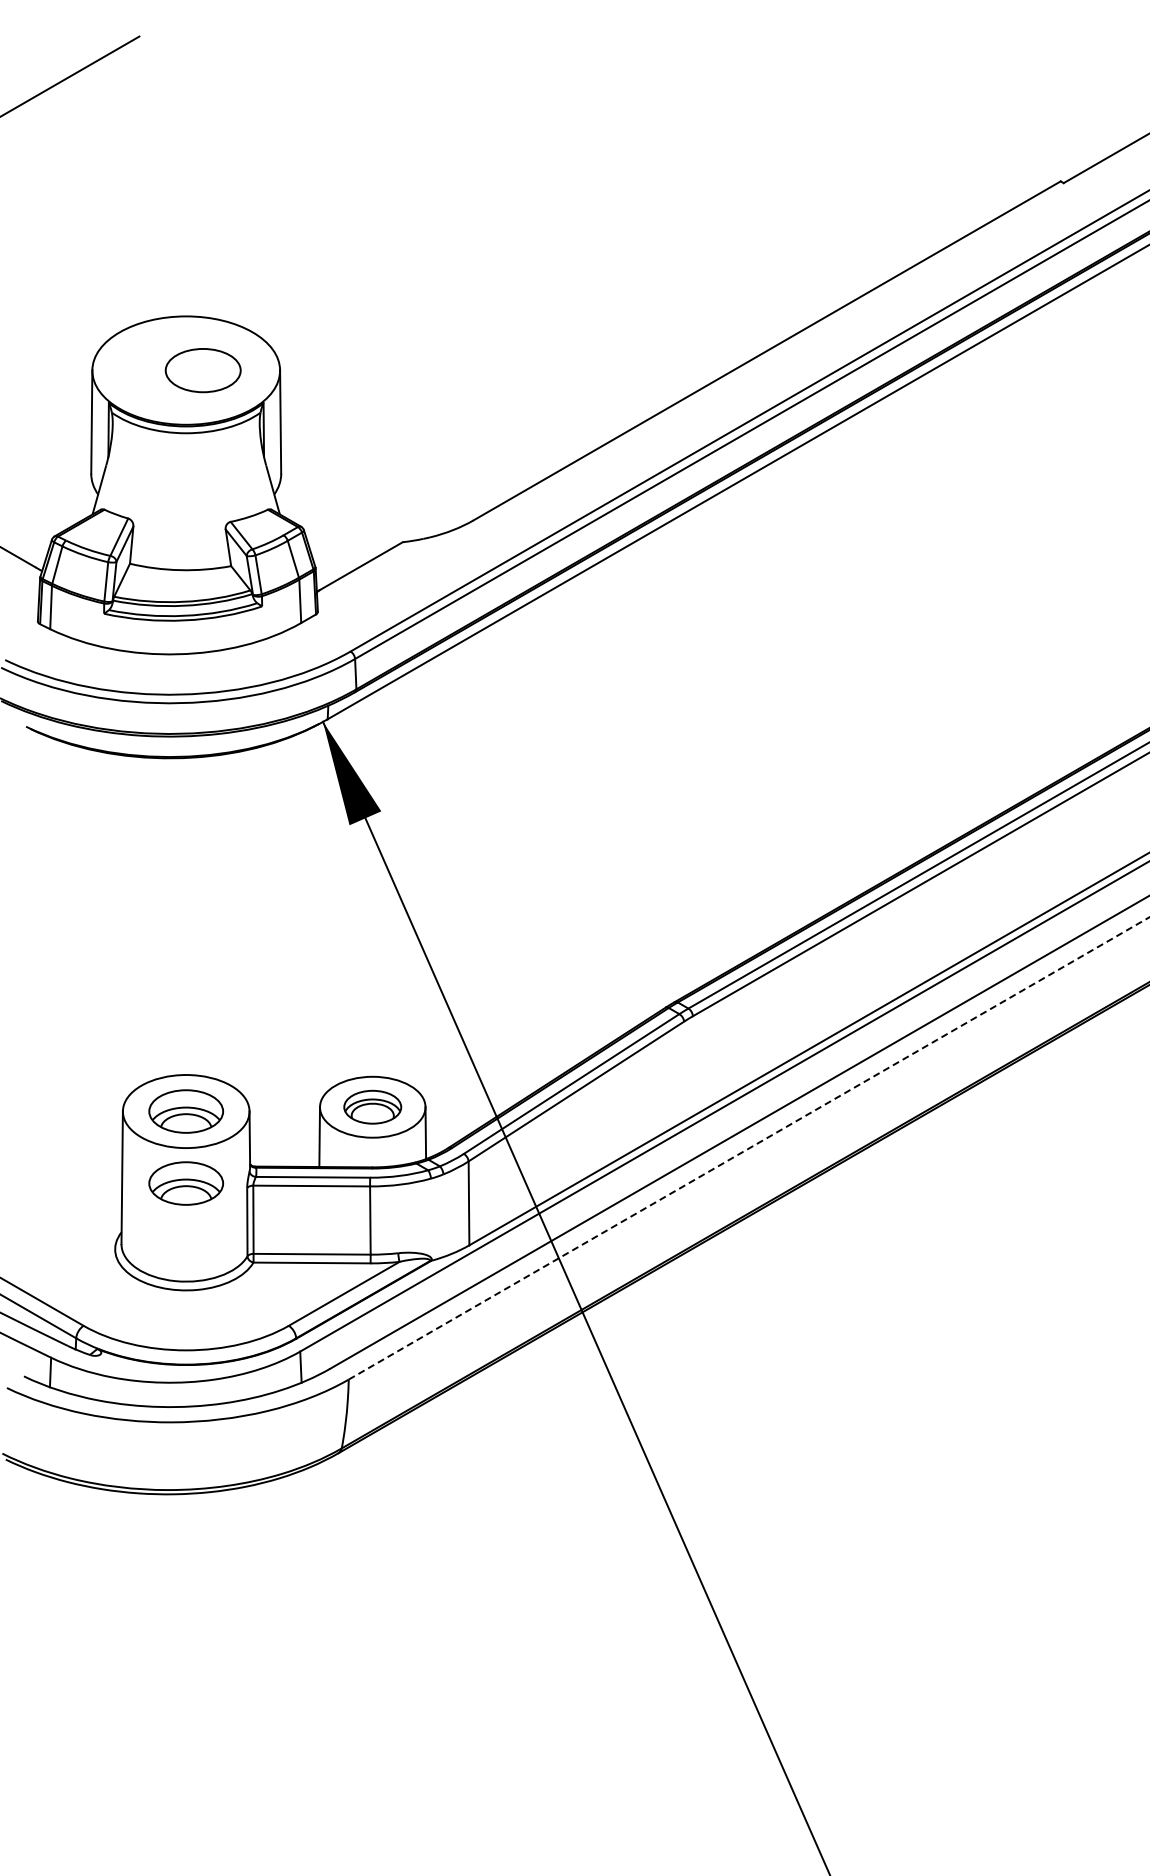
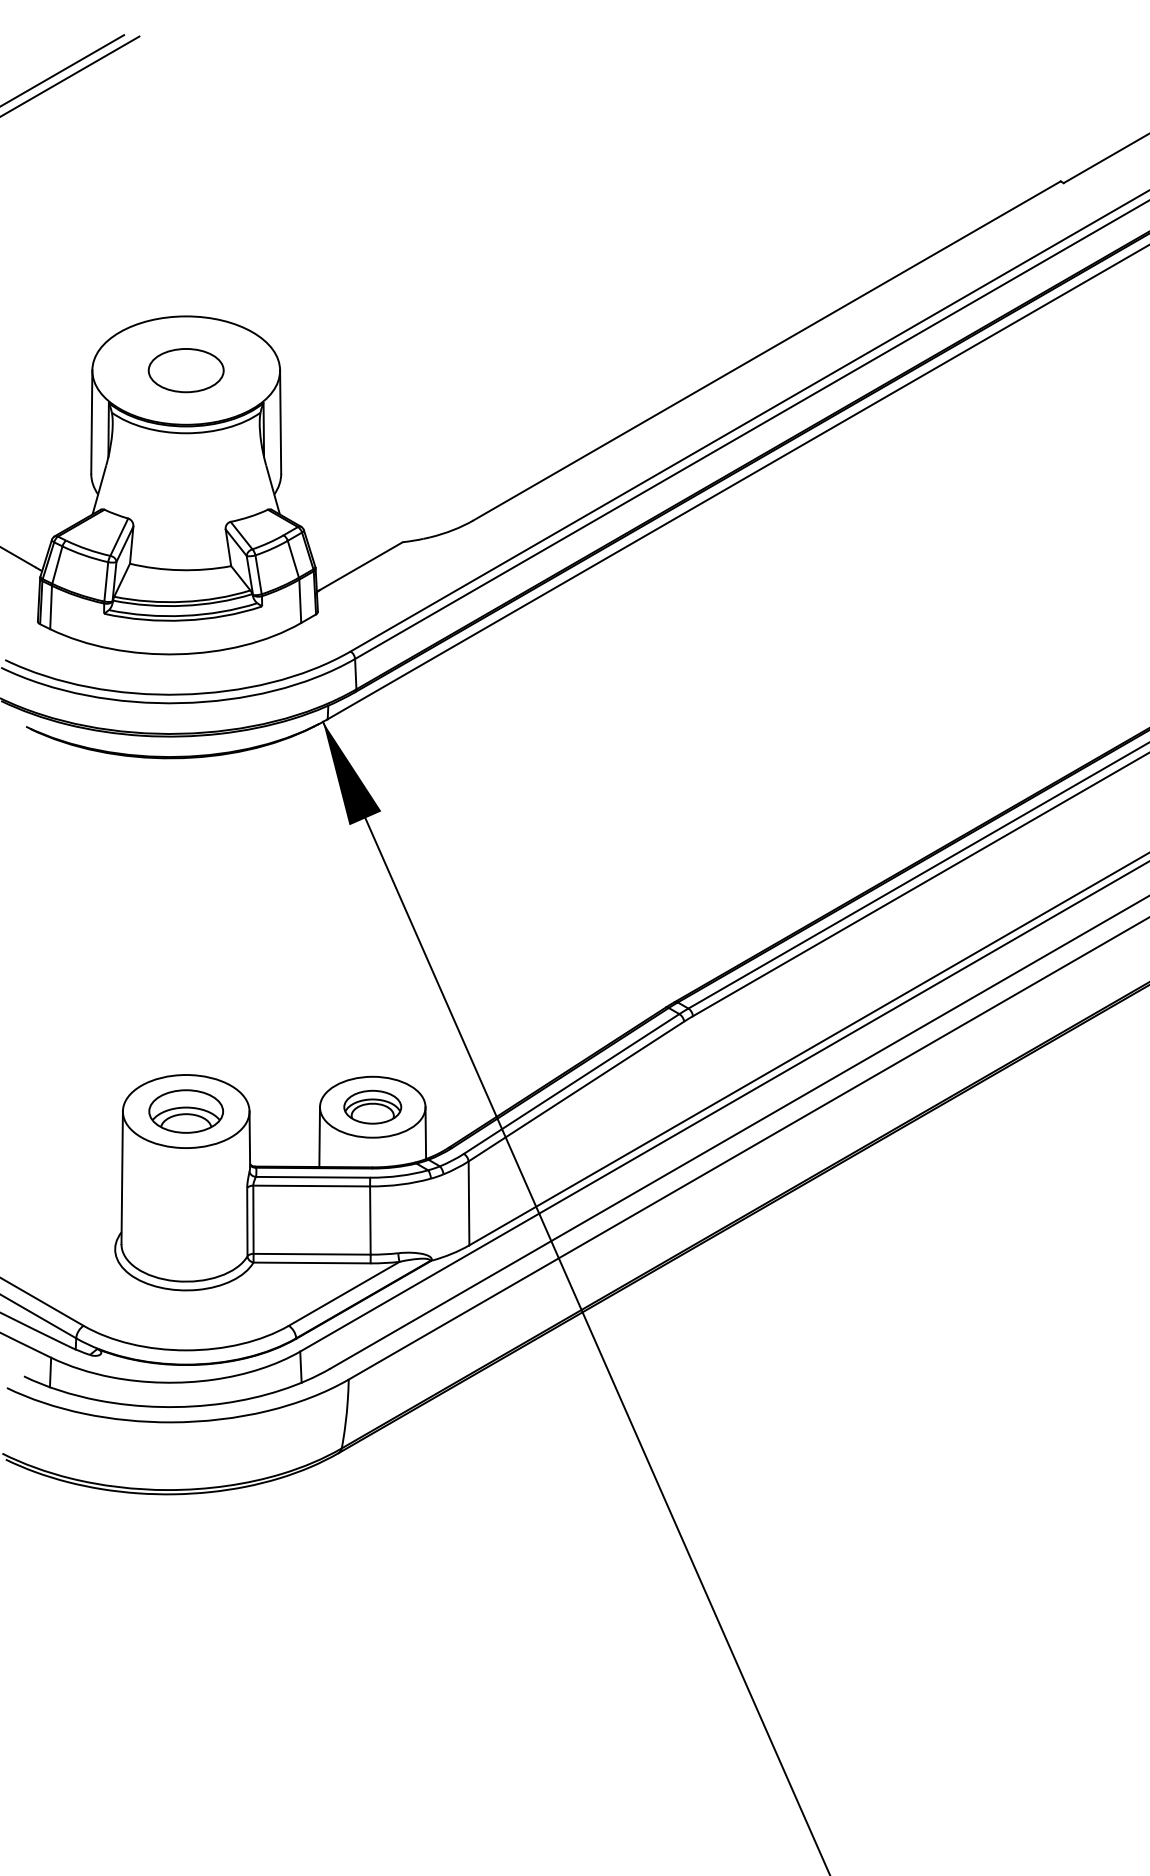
line: none -> present (63, 70)
part position: (202, 370) -> (185, 370) (185, 370)
line: dashed -> solid (749, 1148)
part: present -> none (185, 1183)
